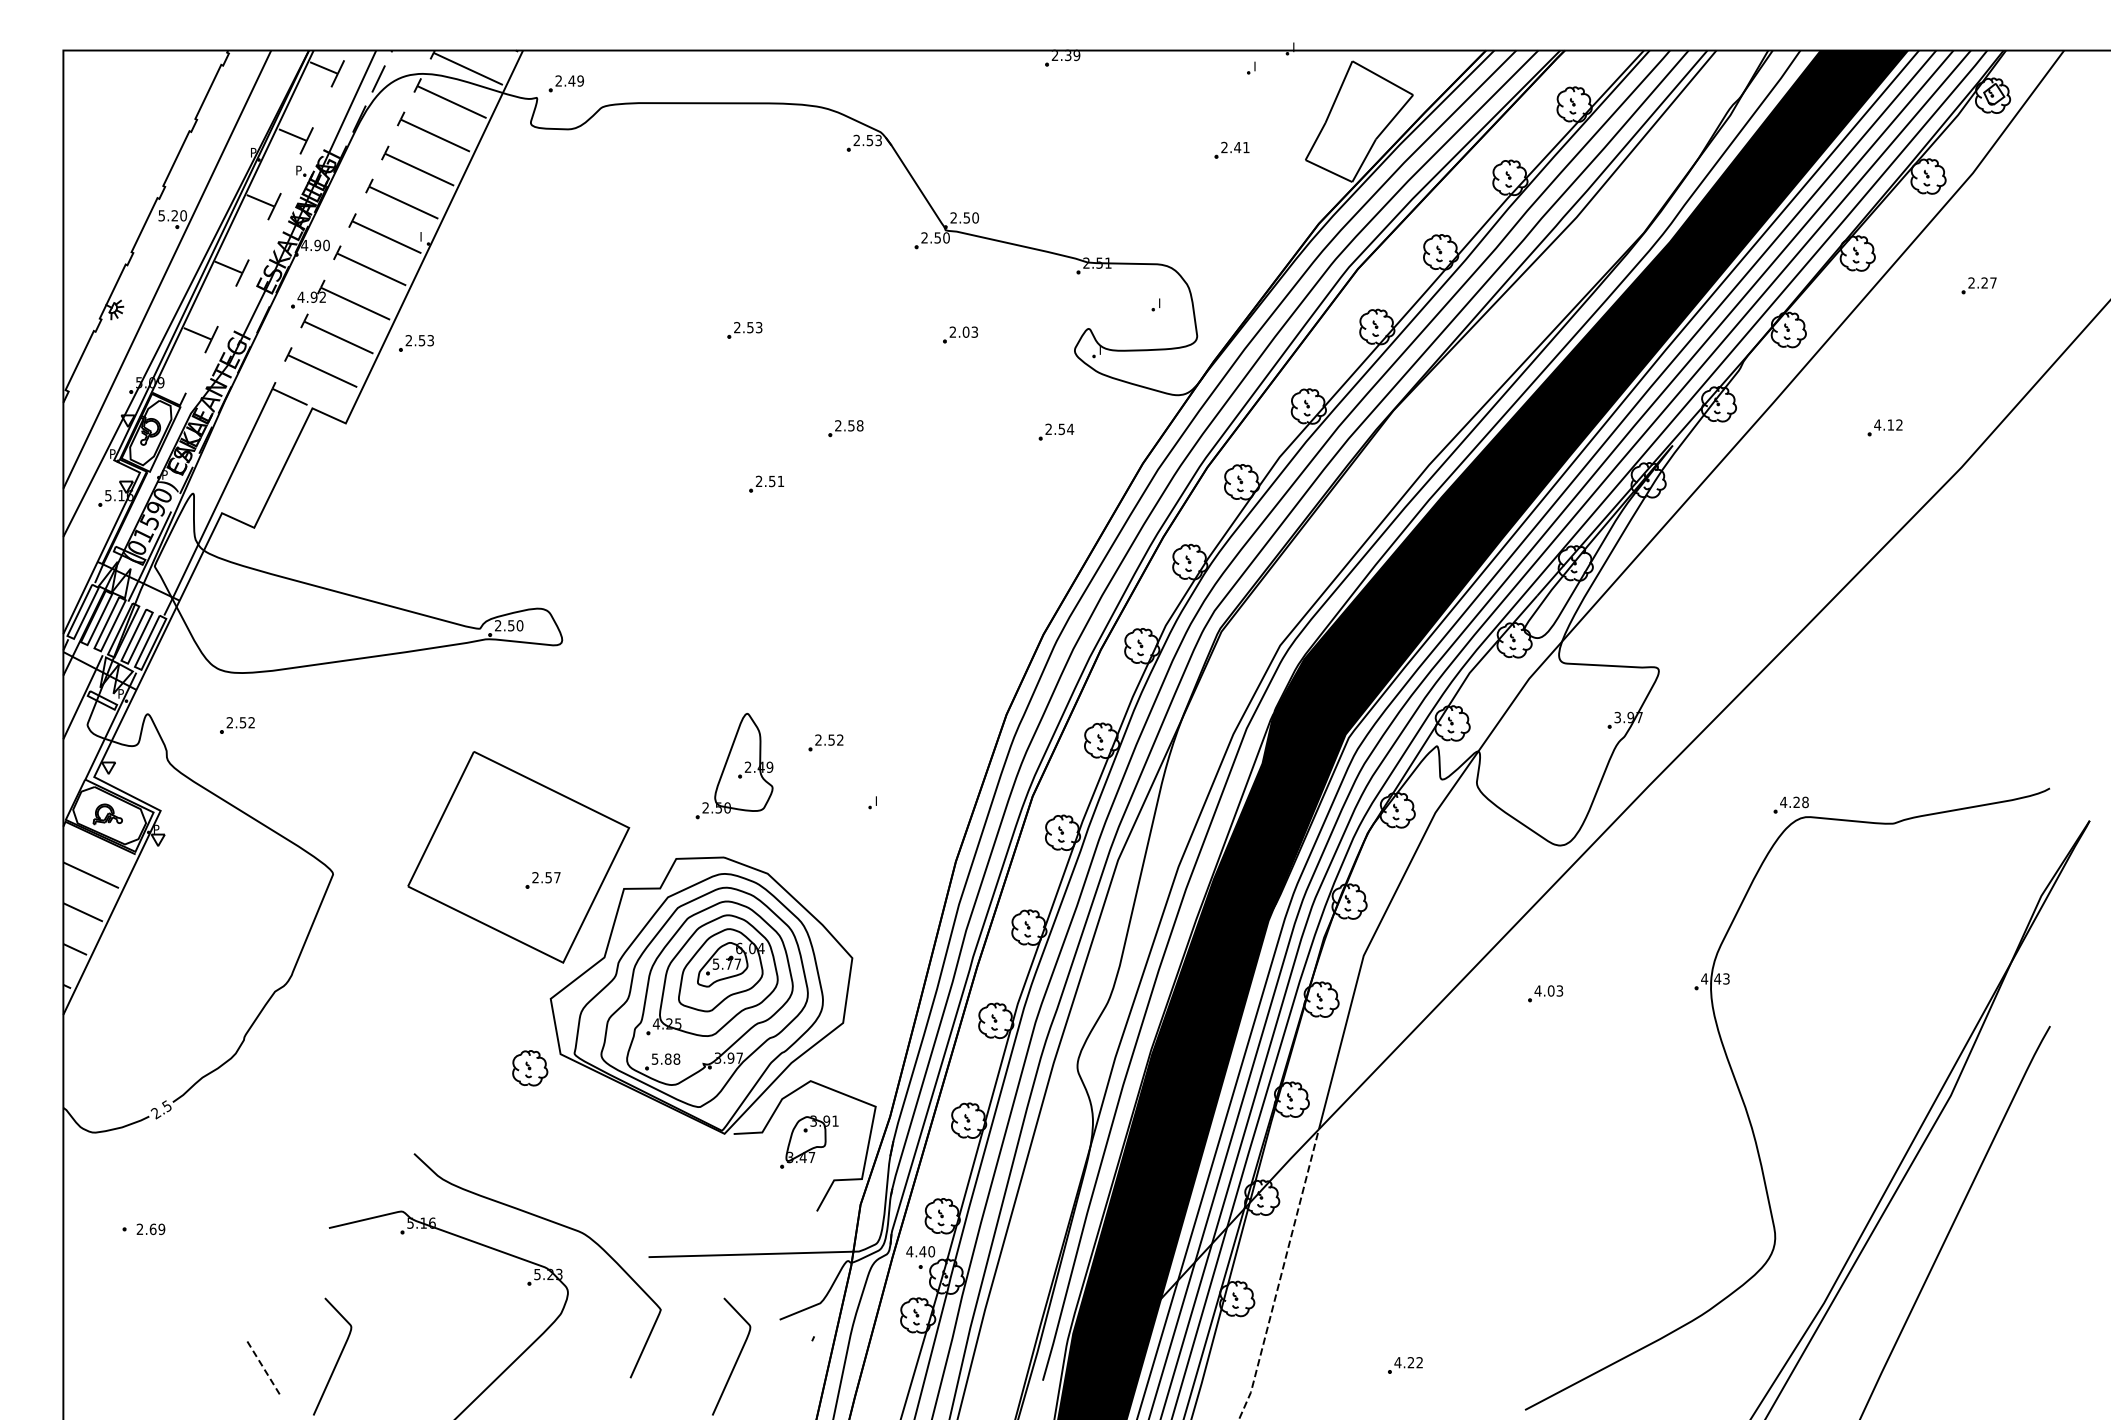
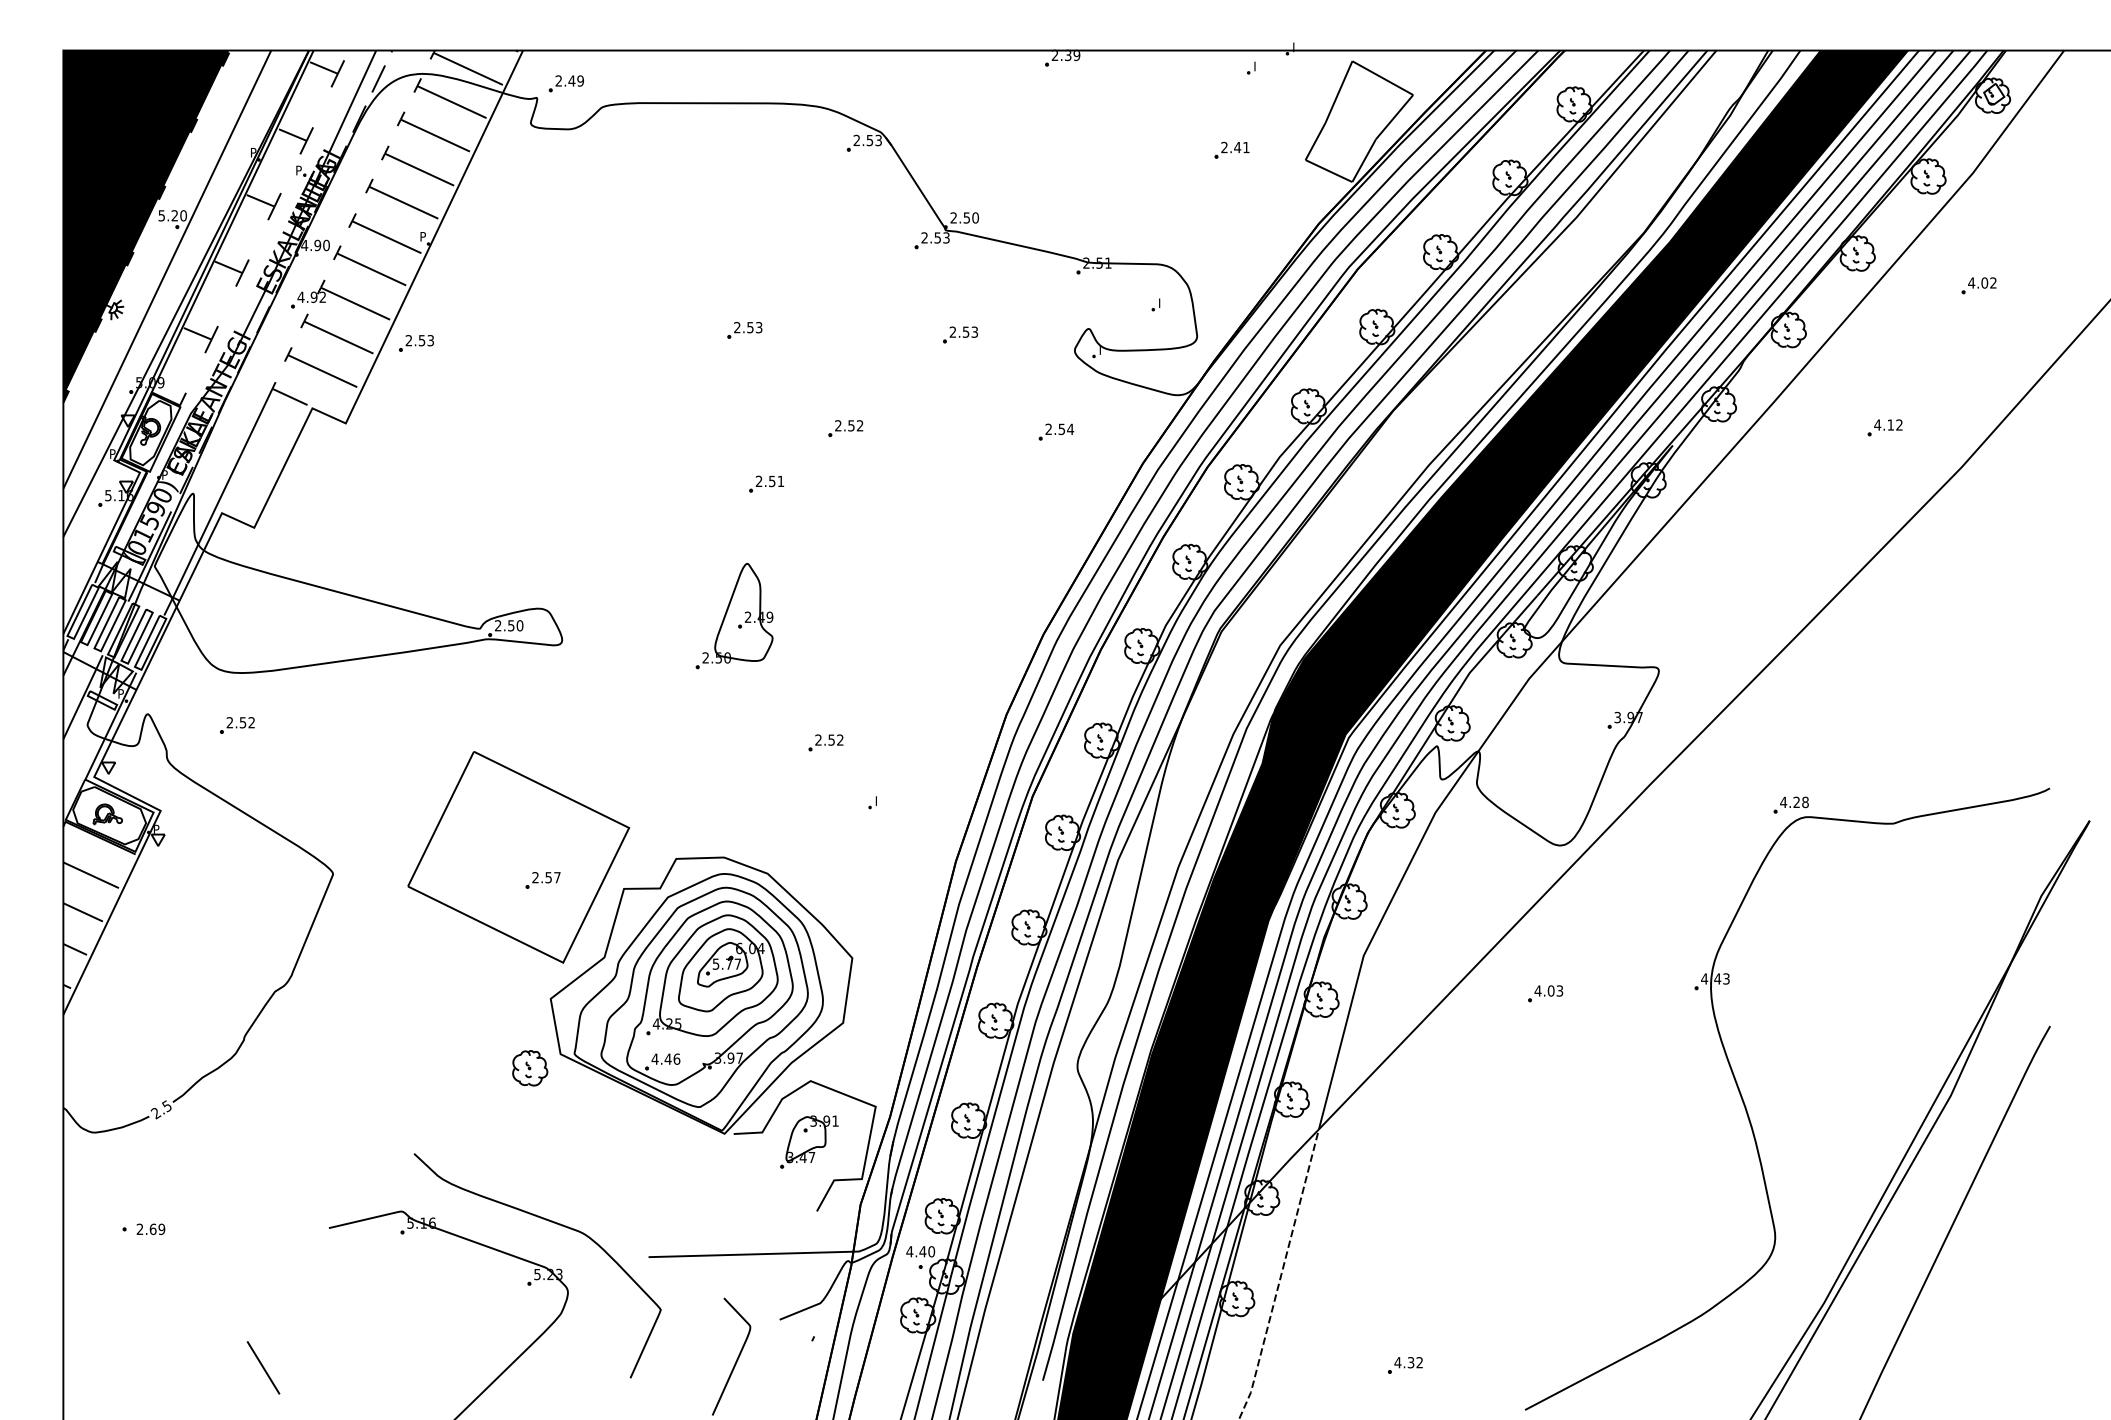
fill: none -> present (145, 226)
text: I -> P (423, 234)
text: 2.50 -> 2.53 (946, 237)
text: 2.27 -> 4.02 (1982, 282)
text: 2.03 -> 2.53 (965, 331)
text: 2.58 -> 2.52 (859, 425)
part position: (734, 766) -> (734, 616) (734, 616)
text: 5.88 -> 4.46 (665, 1058)
curve: present -> none (337, 1359)
text: 4.22 -> 4.32 (1410, 1363)
line: dashed -> solid (263, 1367)
